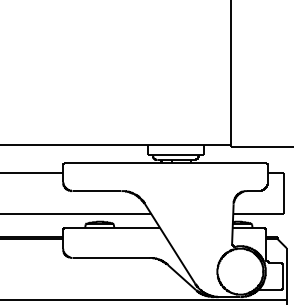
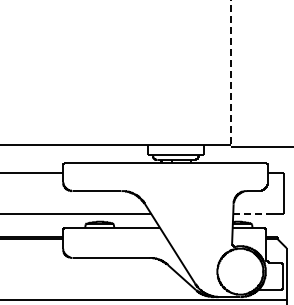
line: solid -> dashed (231, 74)
line: solid -> dashed (251, 214)
